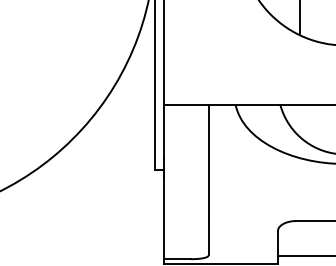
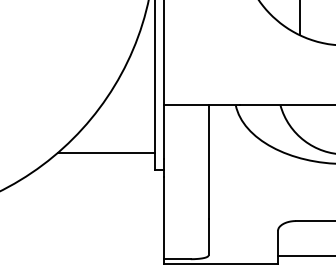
line: none -> present (106, 152)
